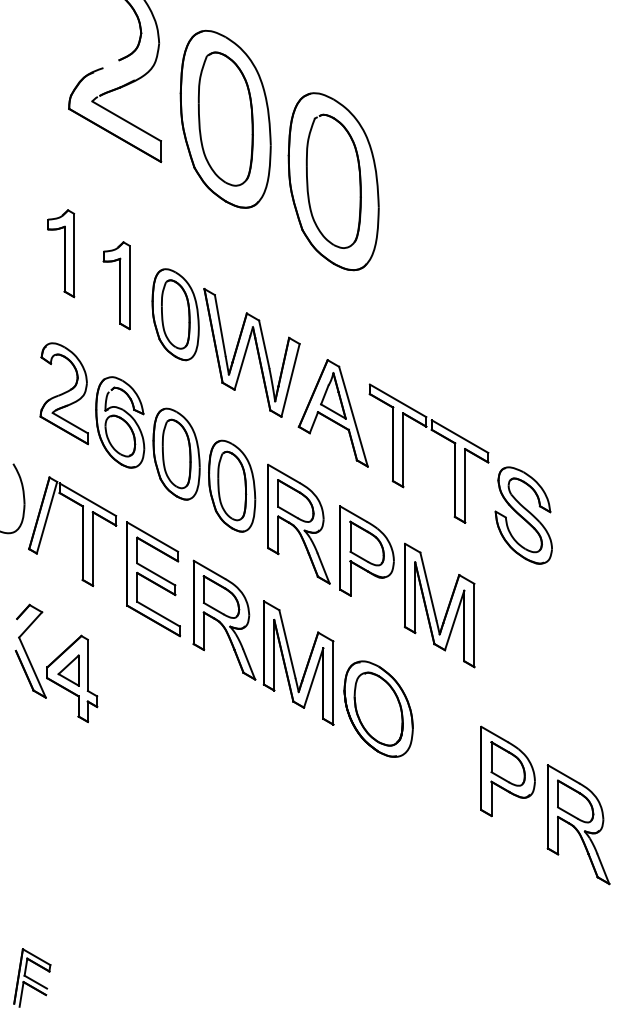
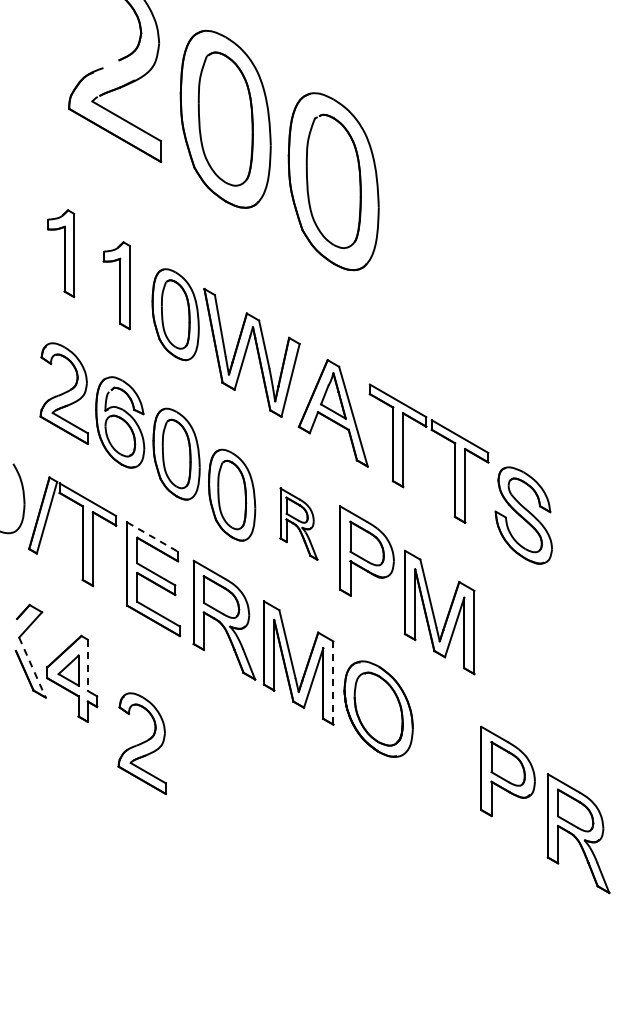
part position: (232, 485) -> (232, 494) (232, 494)
part size: 64x122 px -> 40x74 px (298, 523)
line: solid -> dashed (153, 537)
part position: (439, 605) -> (439, 612) (439, 612)
line: solid -> dashed (87, 665)
line: solid -> dashed (32, 667)
line: solid -> dashed (333, 683)
part: none -> present (142, 743)
part position: (578, 824) -> (578, 833) (578, 833)
part: present -> none (32, 977)
